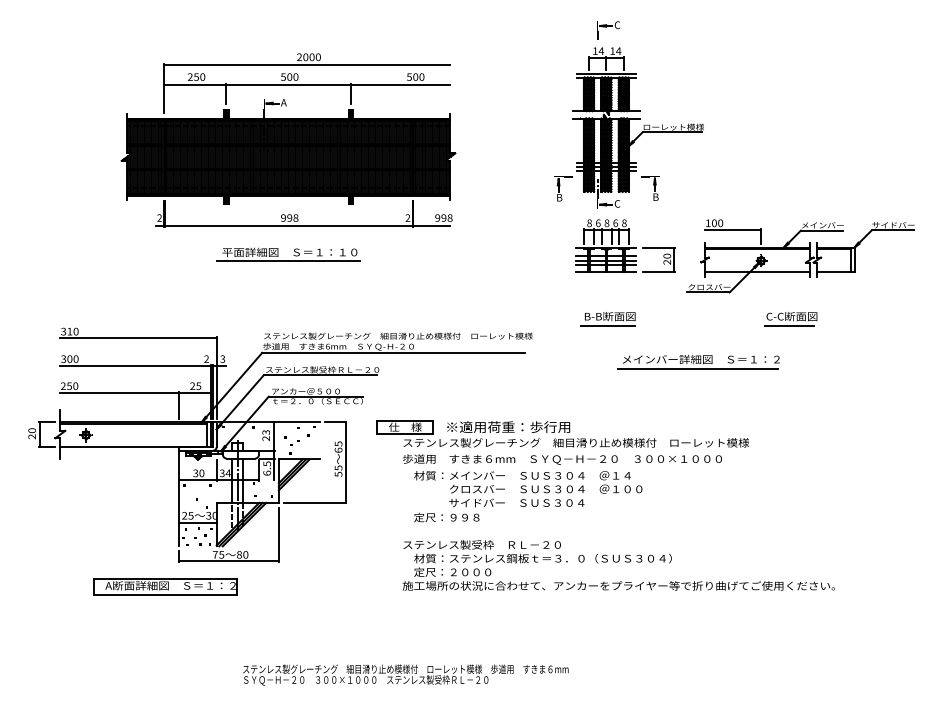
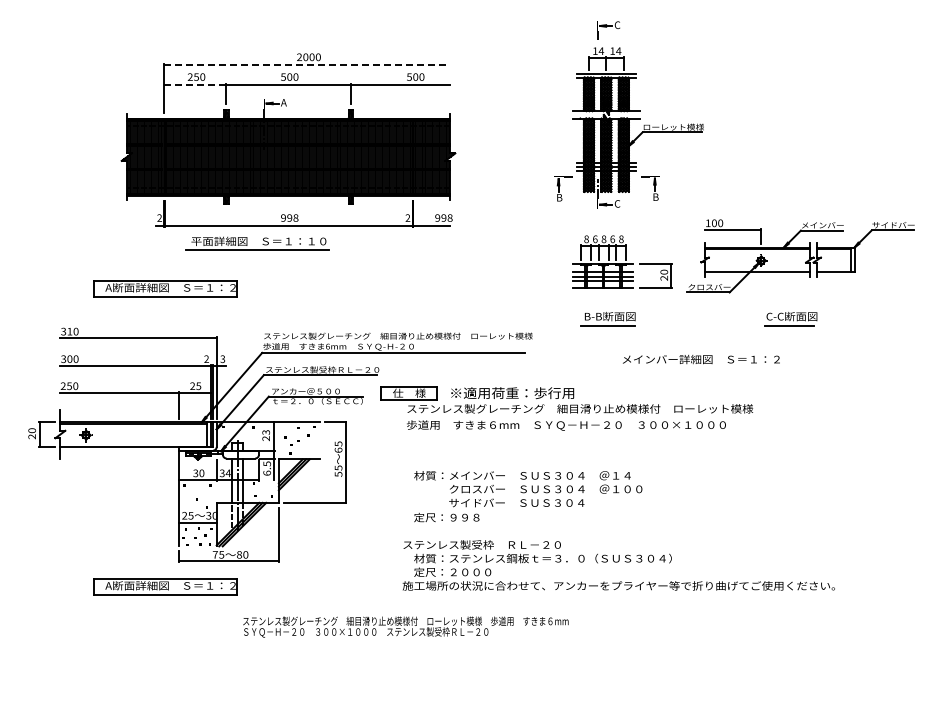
line: solid -> dashed (307, 64)
line: solid -> dashed (195, 84)
part position: (625, 245) -> (622, 261) (622, 261)
part position: (288, 254) -> (257, 243) (257, 243)
part: none -> present (165, 288)
line: present -> none (697, 368)
part position: (562, 442) -> (566, 408) (566, 408)
text position: (405, 674) -> (405, 626) (405, 626)
